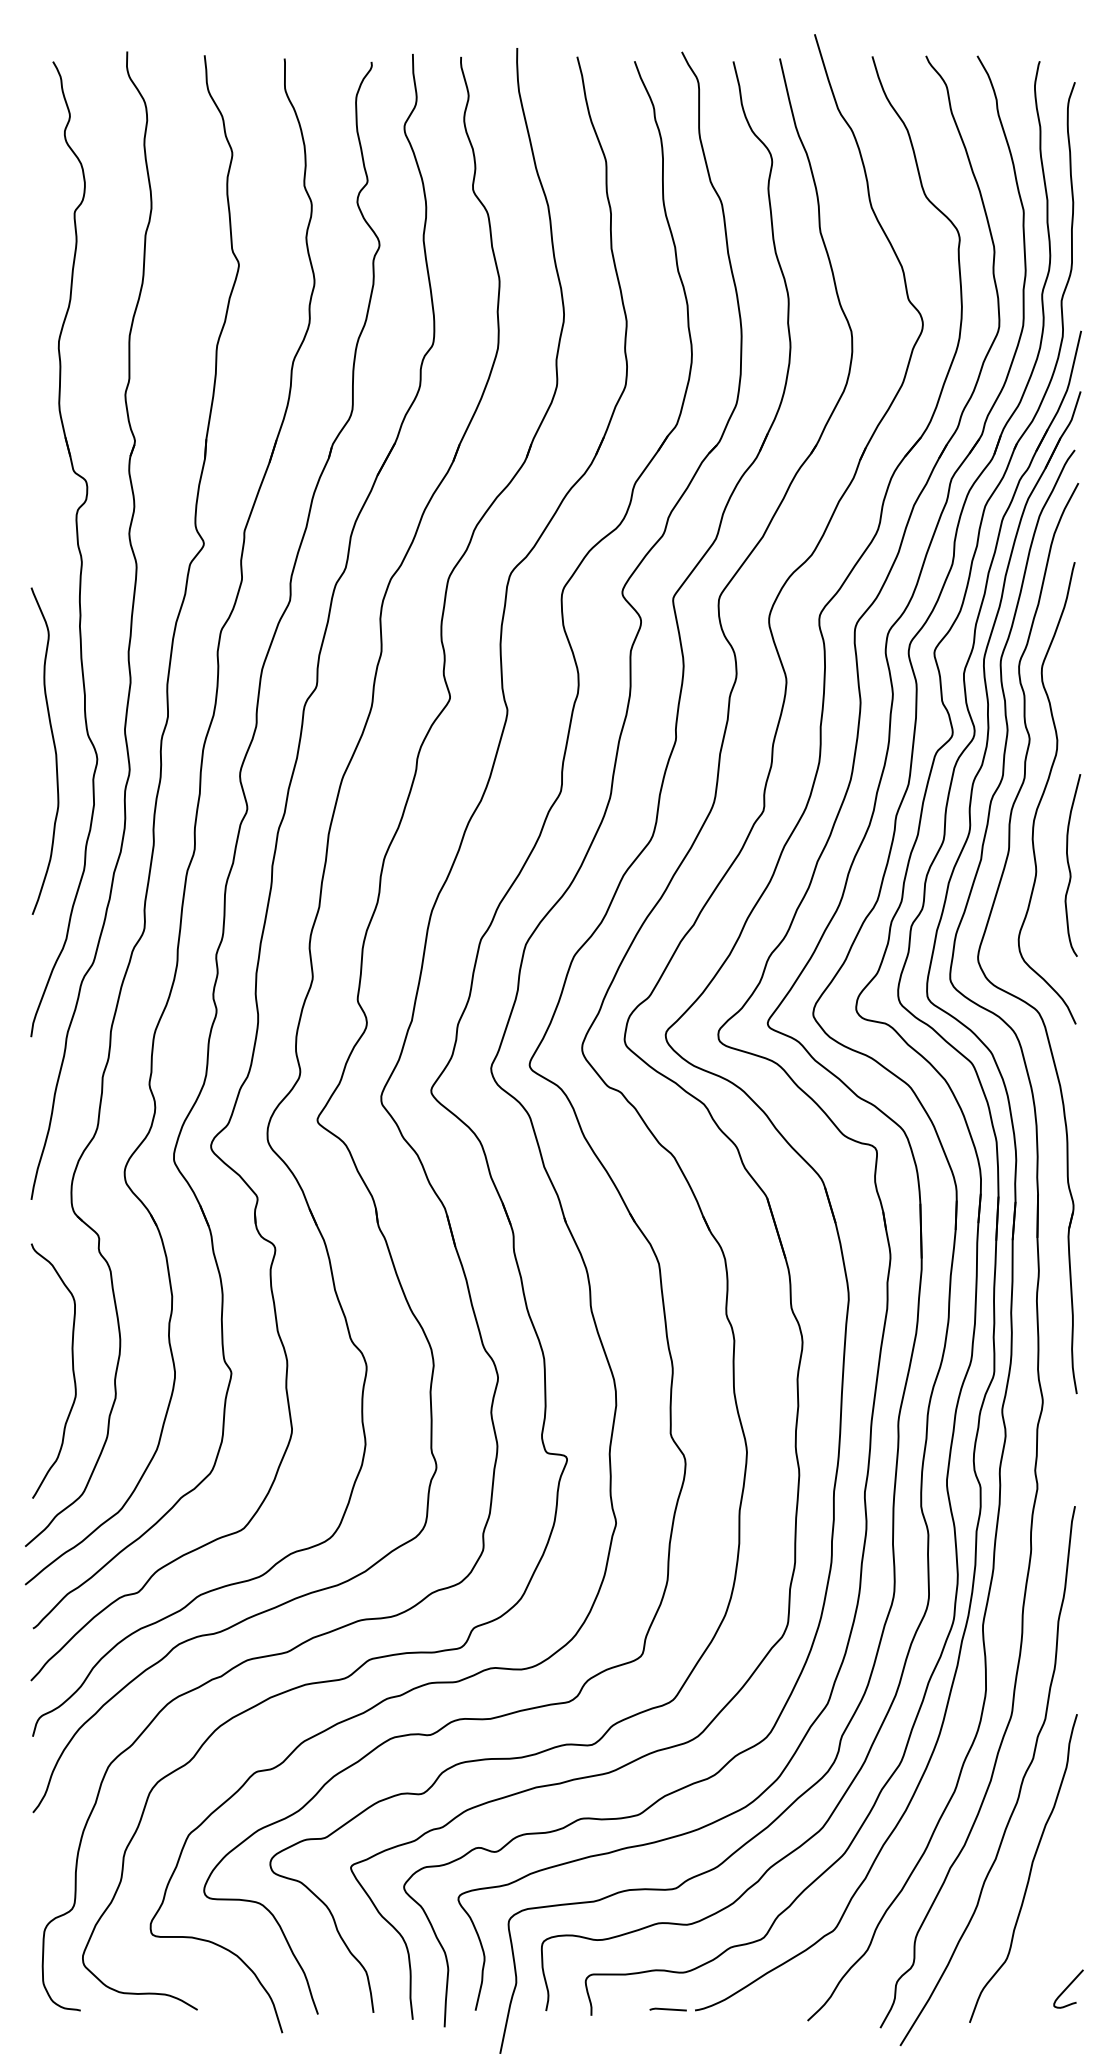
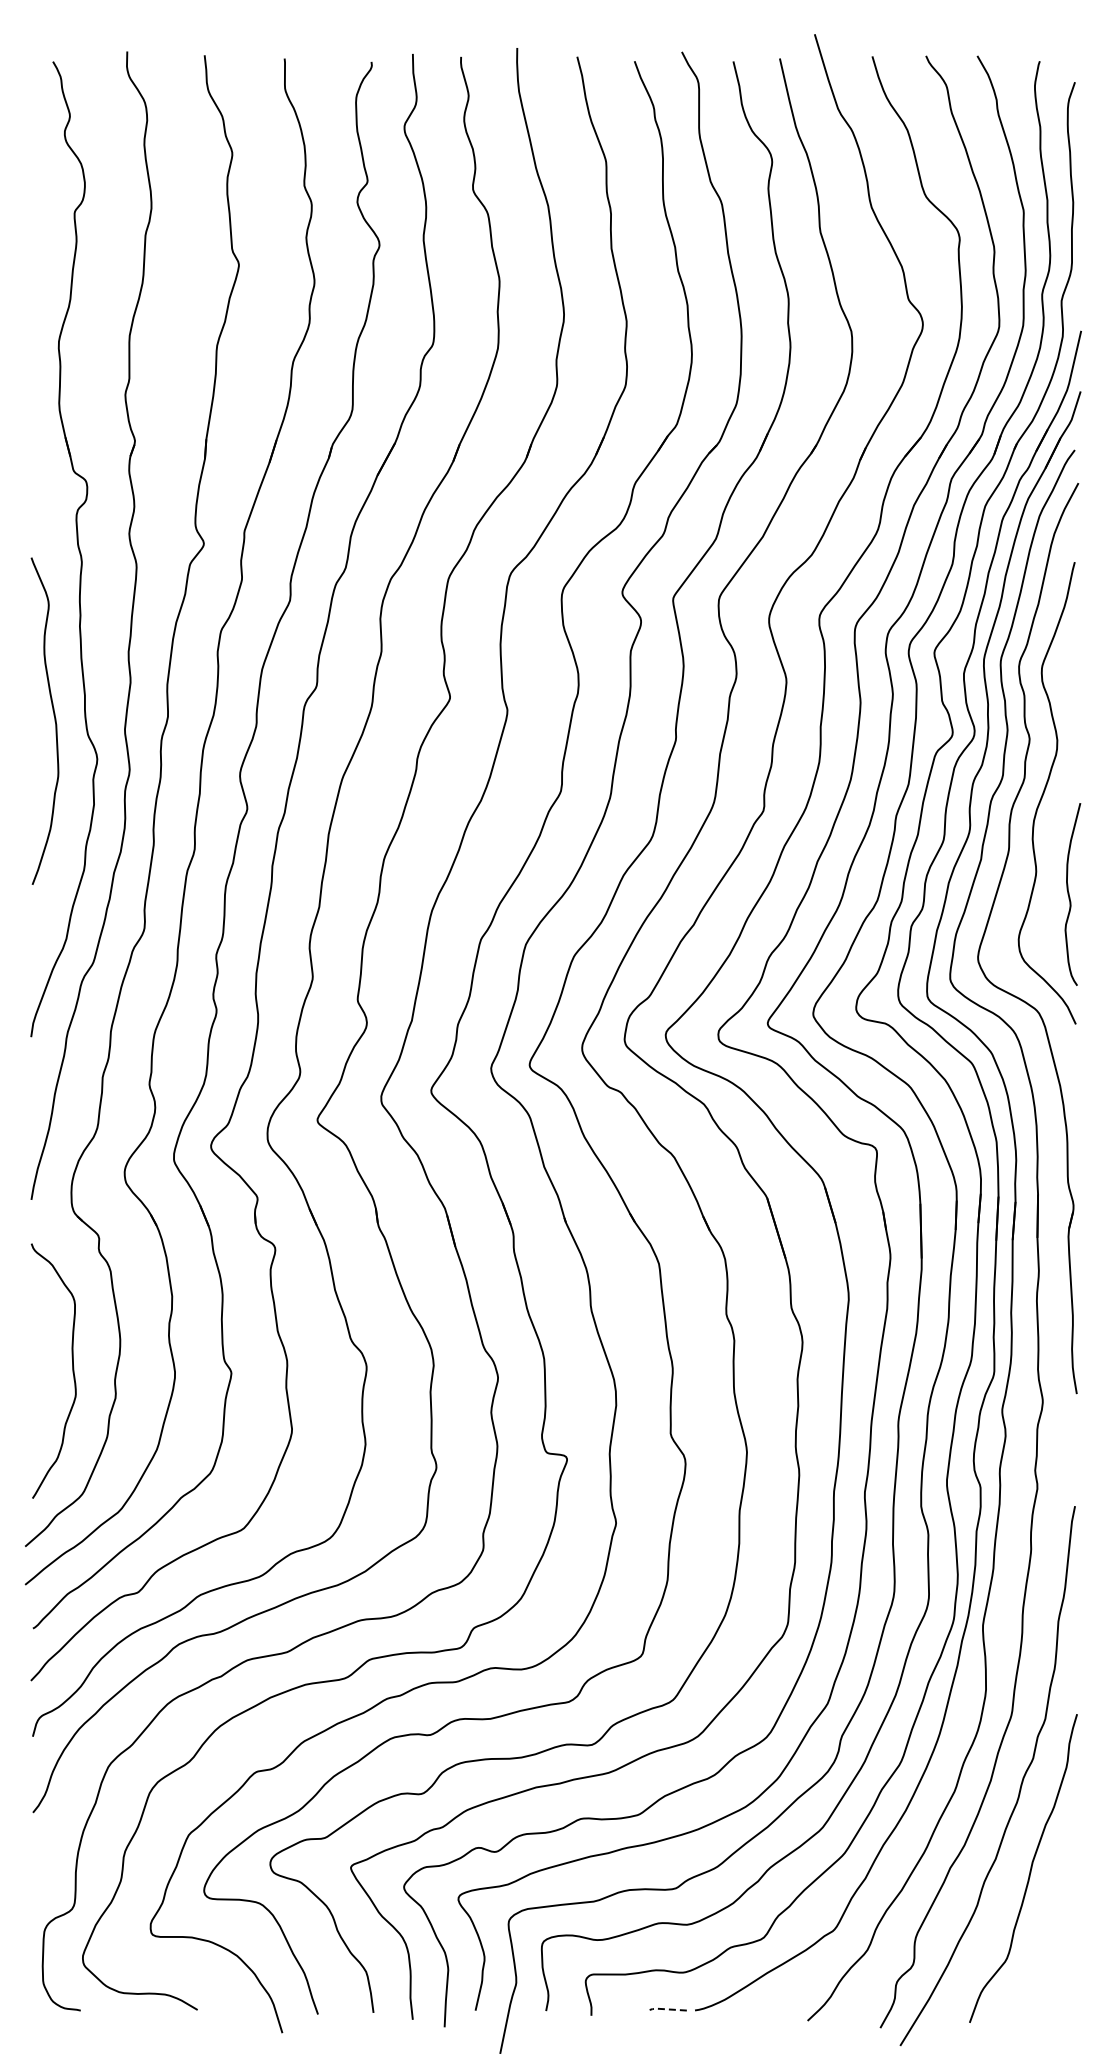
curve position: (54, 750) -> (54, 720) (54, 720)
curve position: (1069, 865) -> (1069, 894) (1069, 894)
curve: present -> none (1068, 1987)
line: solid -> dashed (666, 2009)
